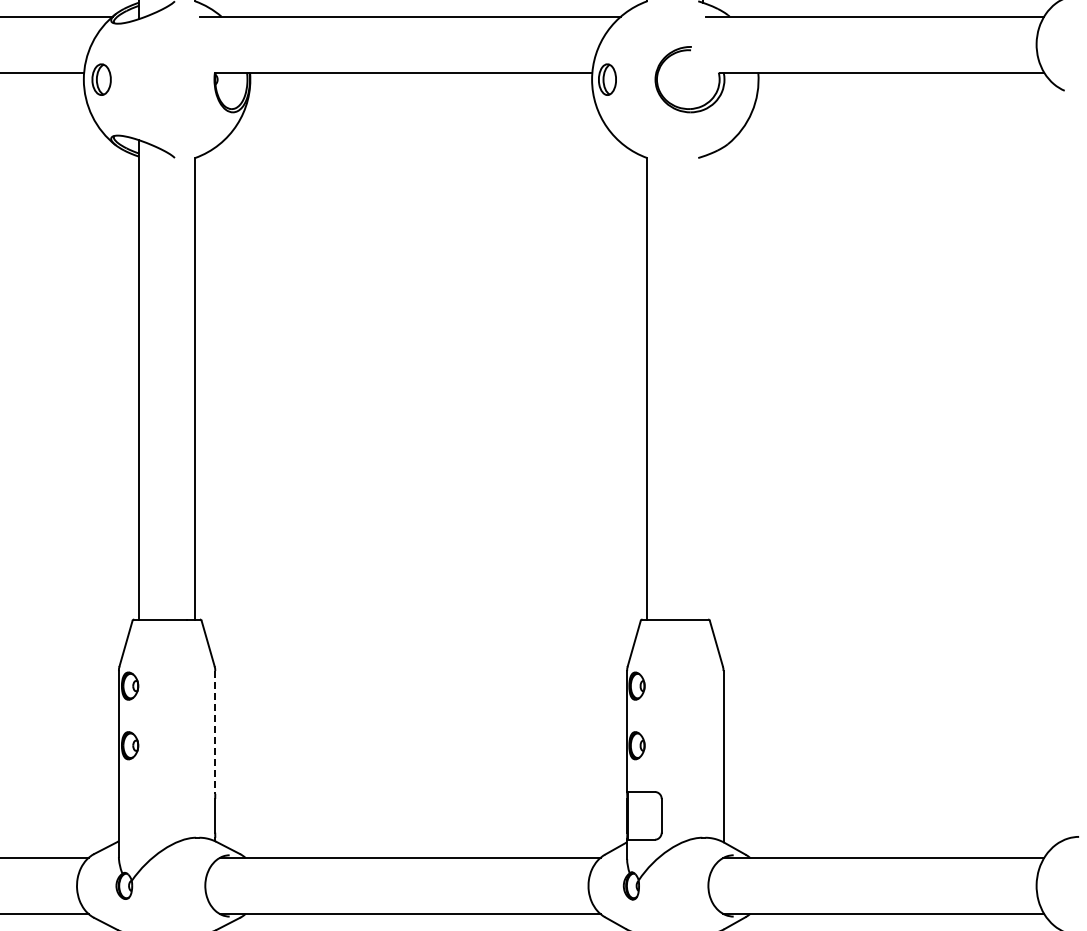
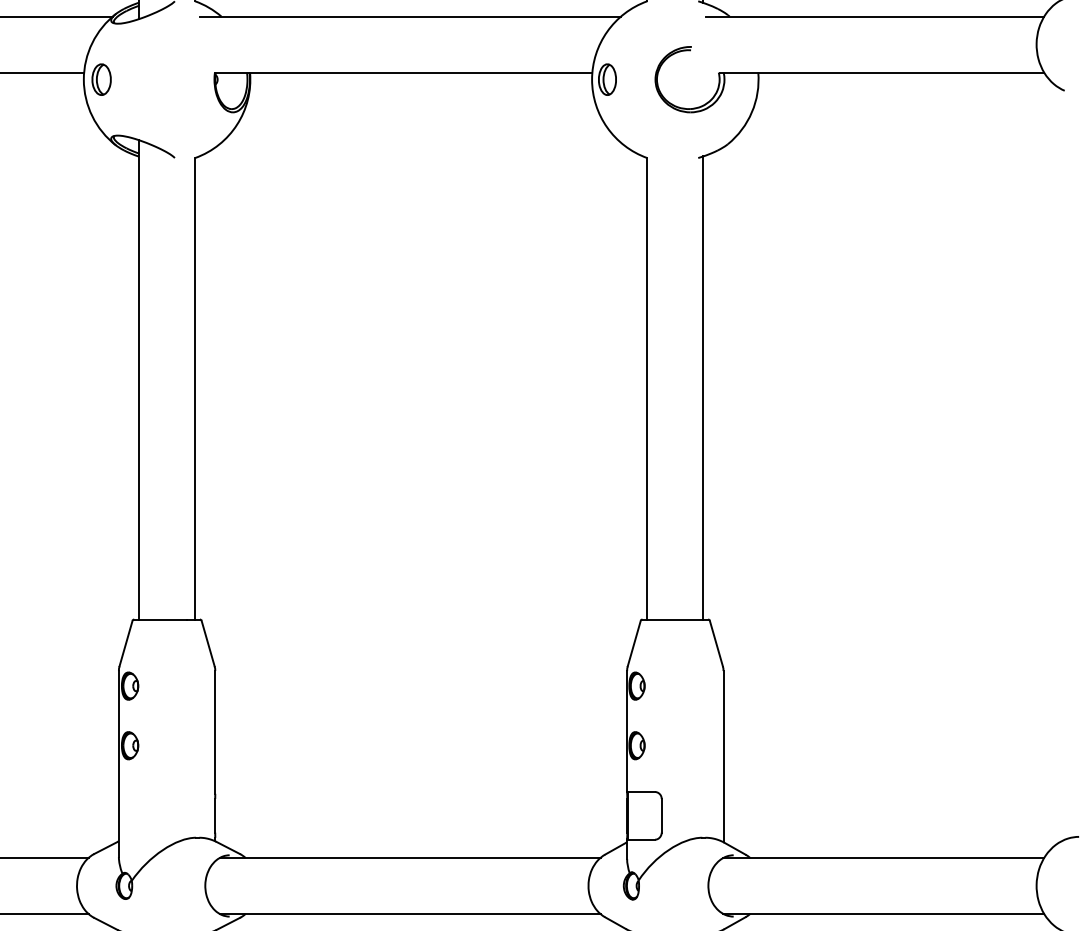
line: none -> present (703, 387)
line: dashed -> solid (215, 732)
